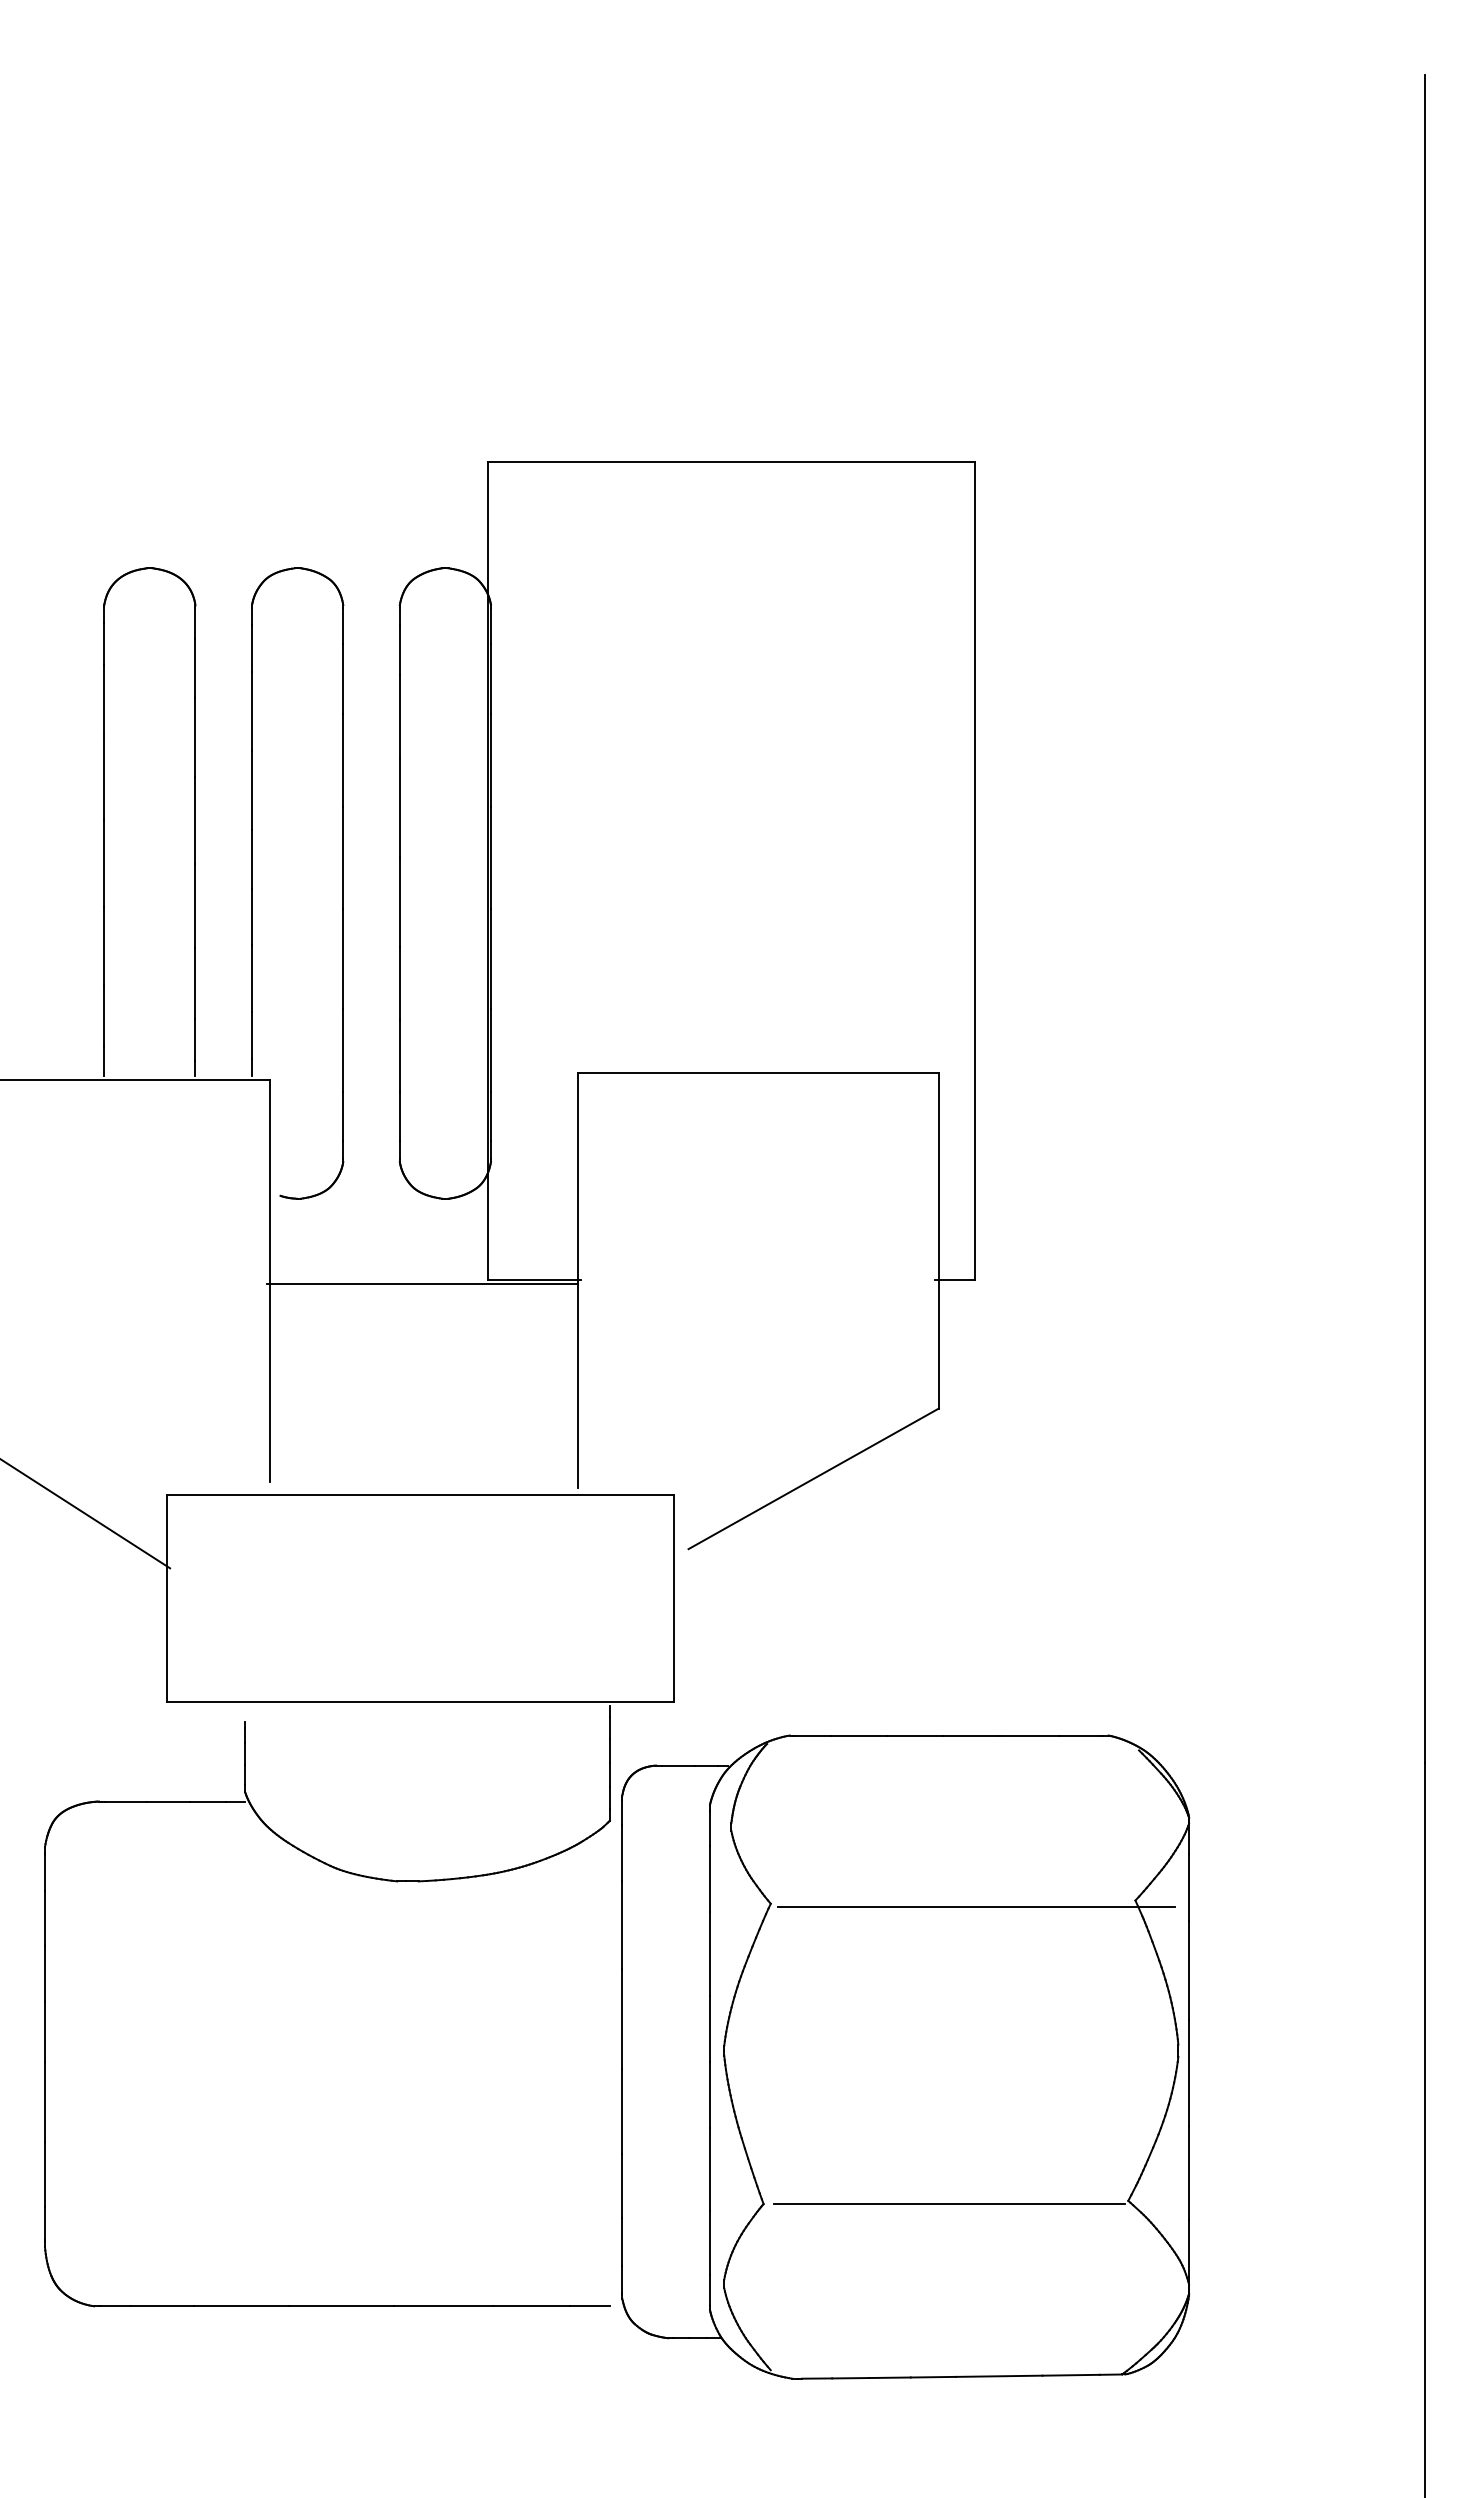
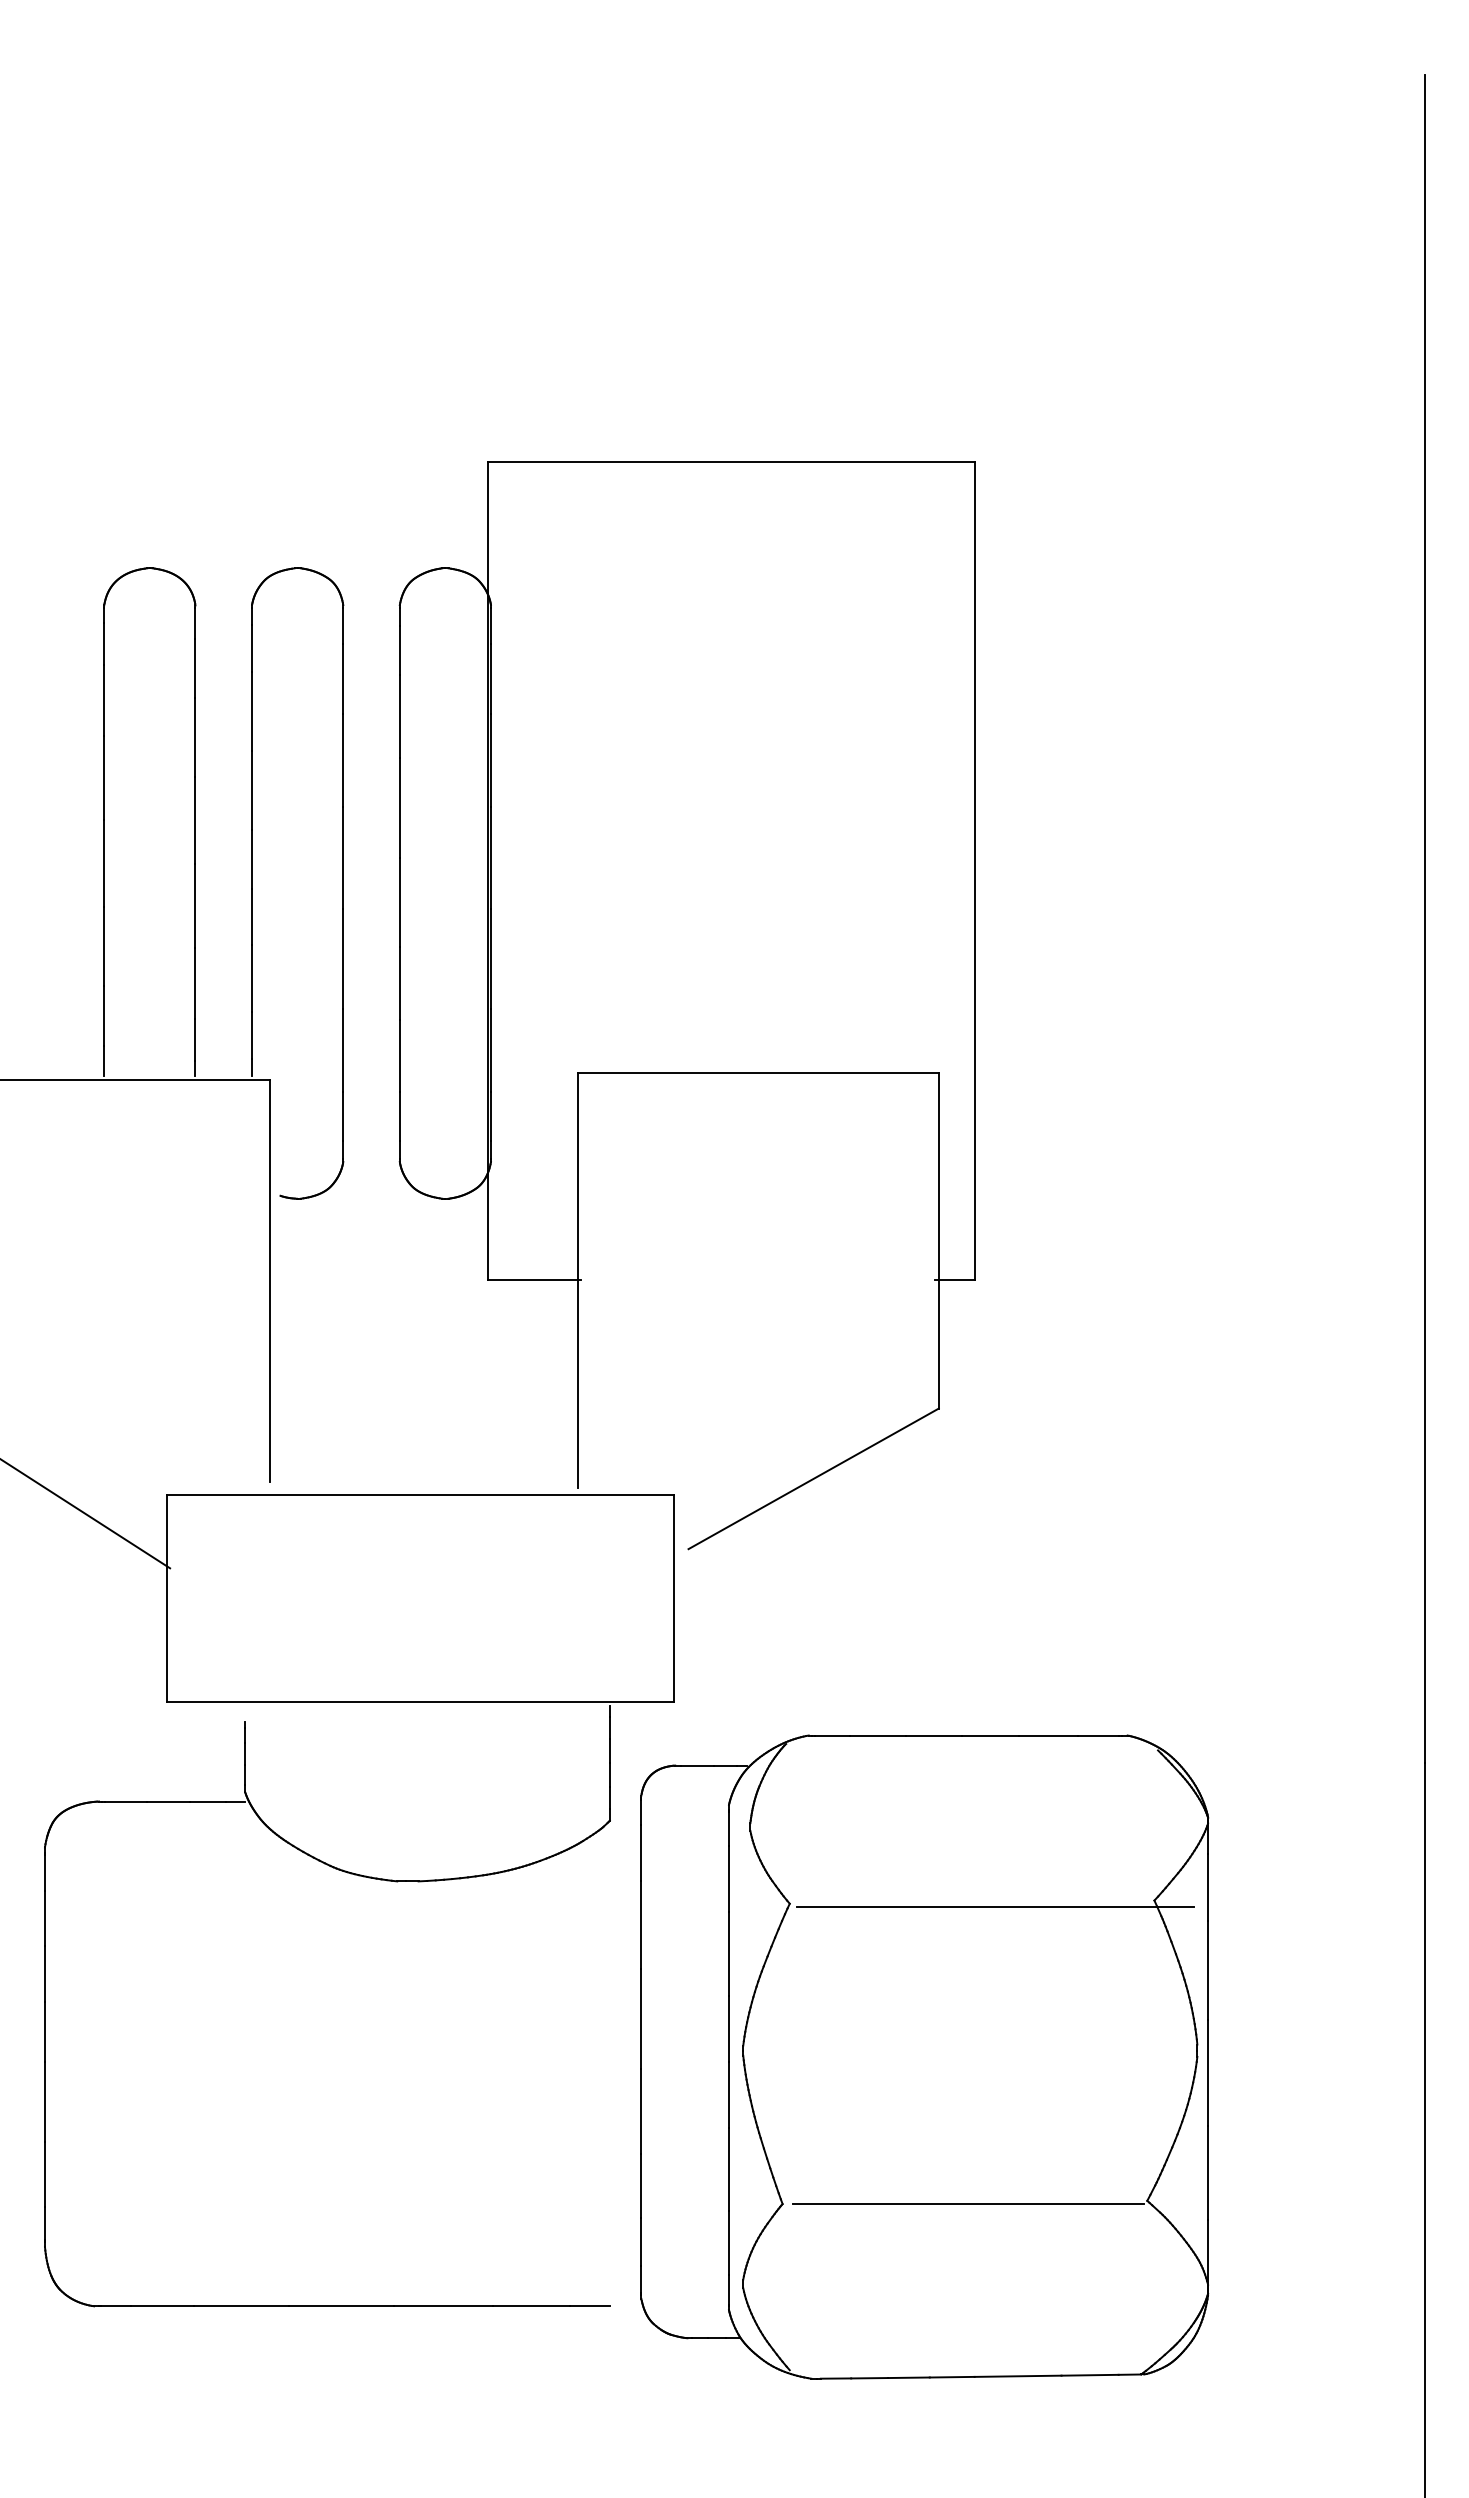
line: present -> none (421, 1283)
part position: (905, 2056) -> (924, 2056) (924, 2056)
